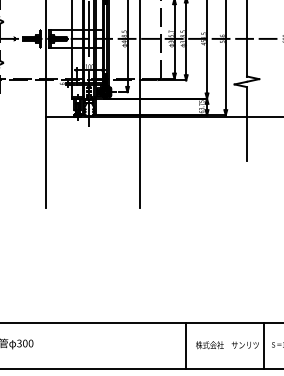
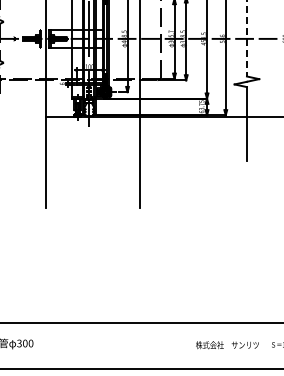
line: solid -> dashed (246, 38)
line: present -> none (185, 346)
line: present -> none (264, 346)
